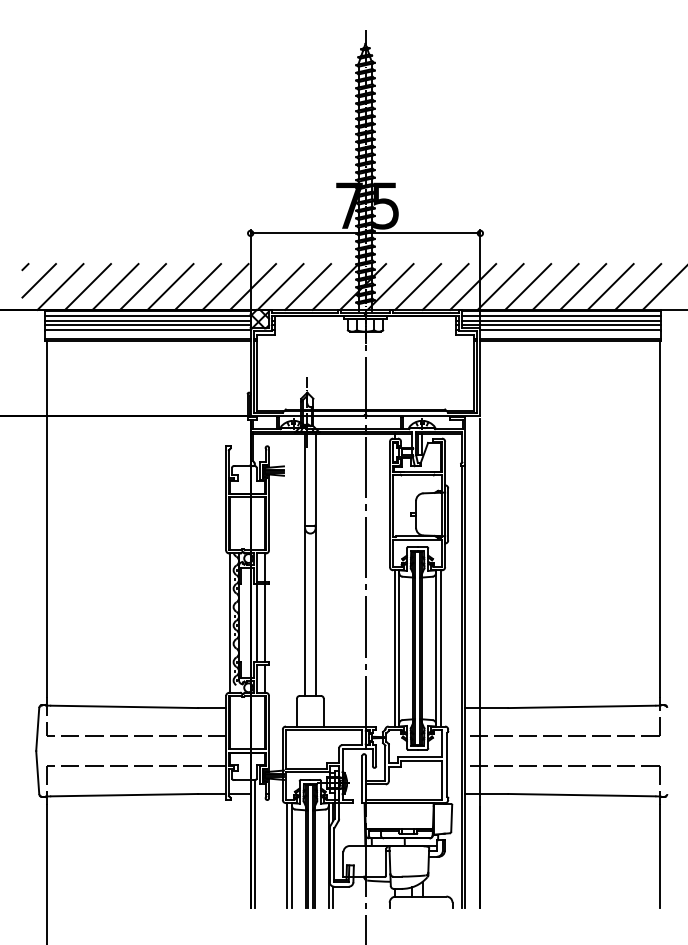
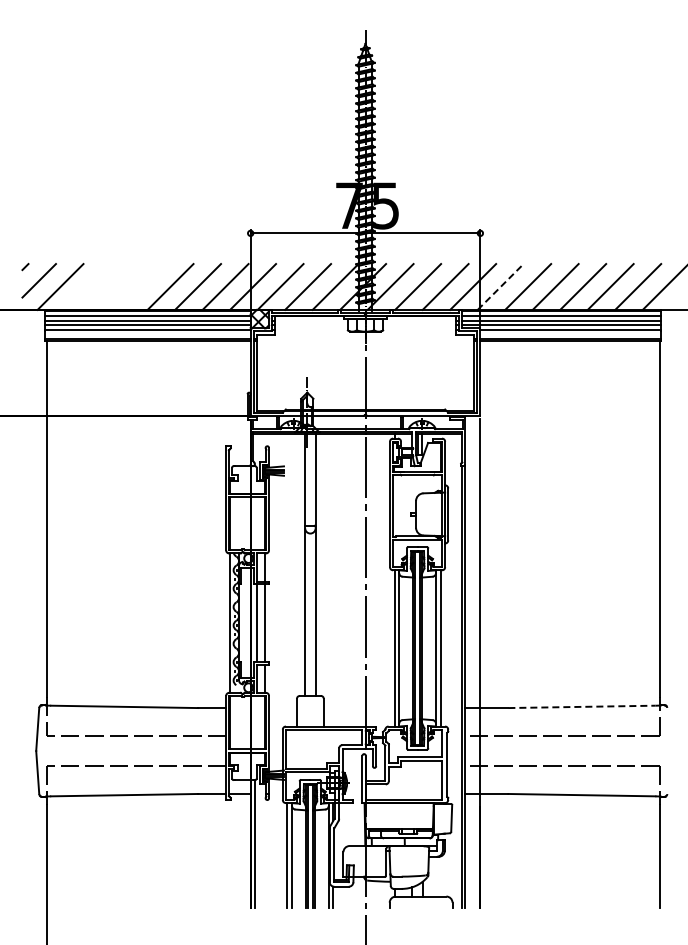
line: present -> none (88, 286)
line: present -> none (115, 286)
line: present -> none (143, 286)
line: solid -> dashed (501, 286)
line: solid -> dashed (581, 706)
